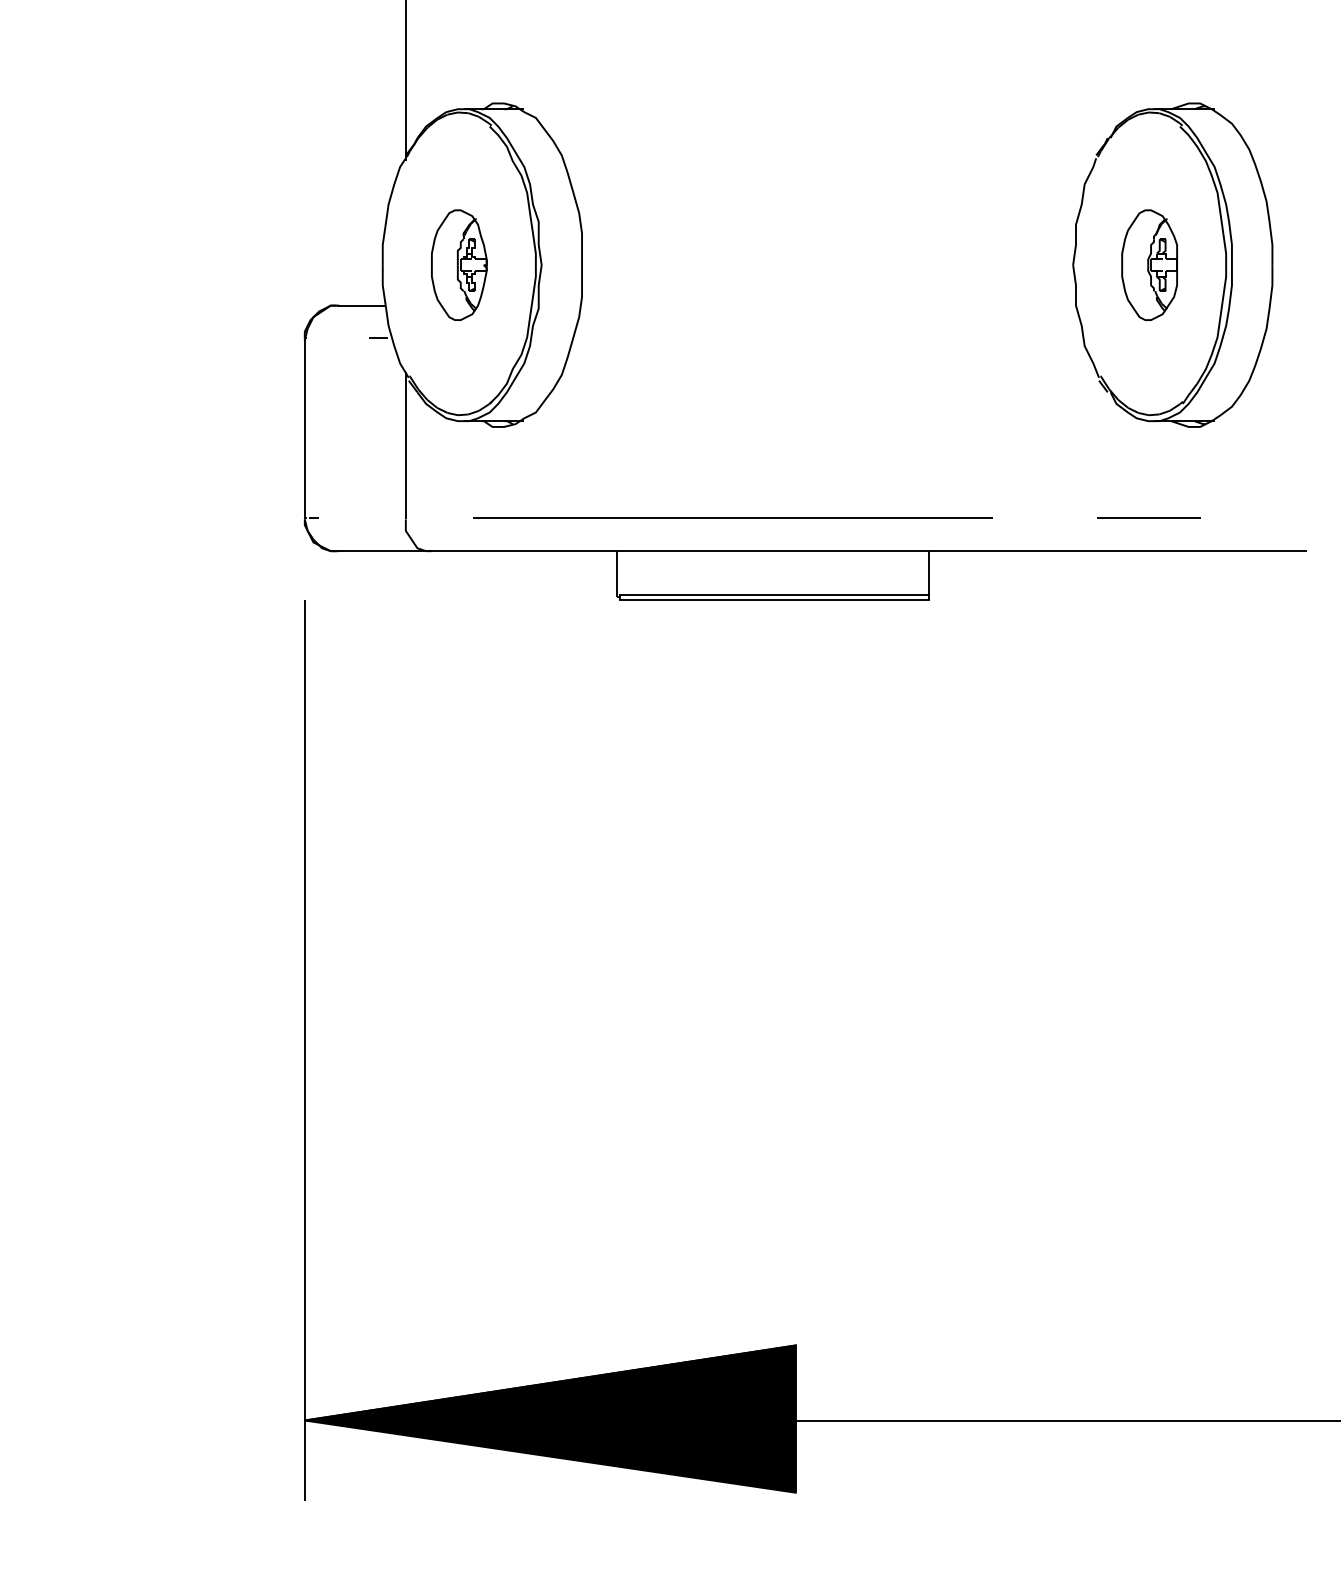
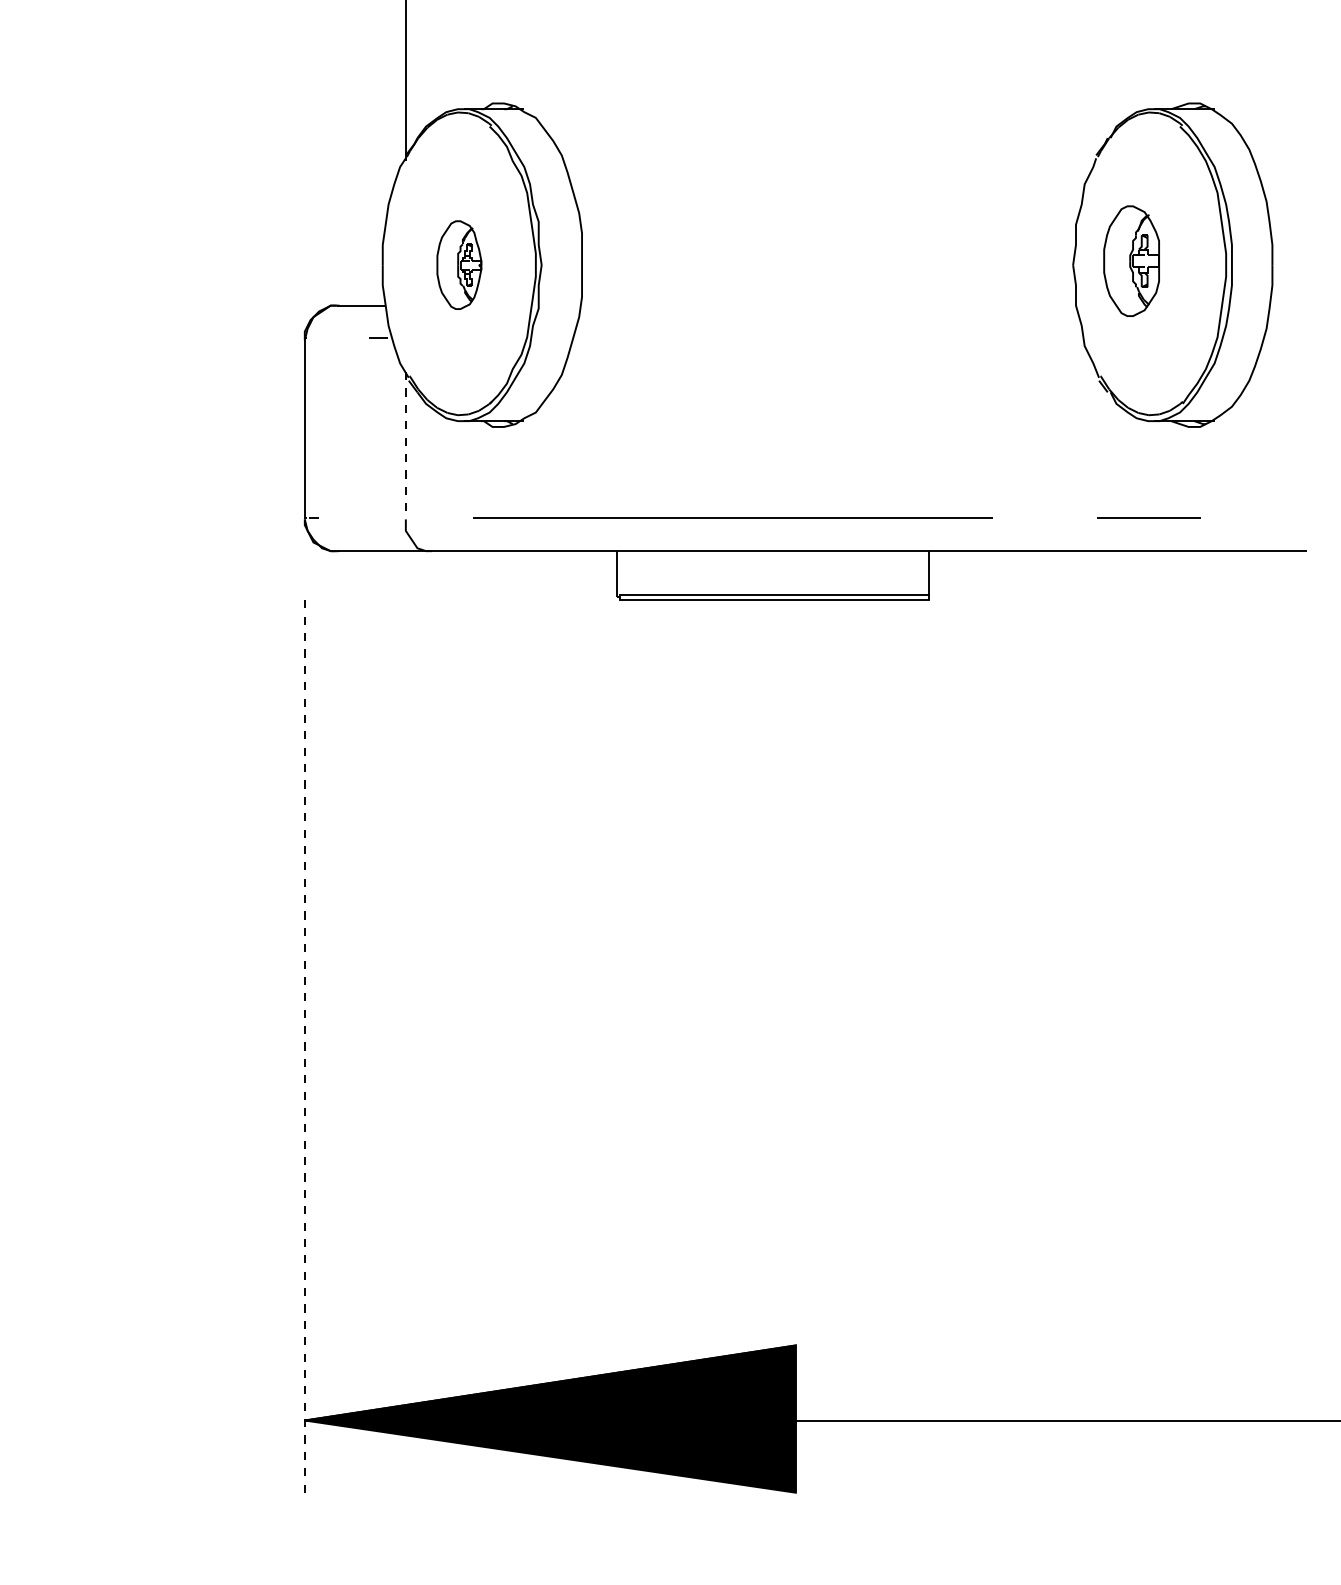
part size: 57x112 px -> 47x90 px (459, 264)
part position: (1149, 264) -> (1131, 260) (1131, 260)
line: solid -> dashed (405, 445)
line: solid -> dashed (304, 1050)
